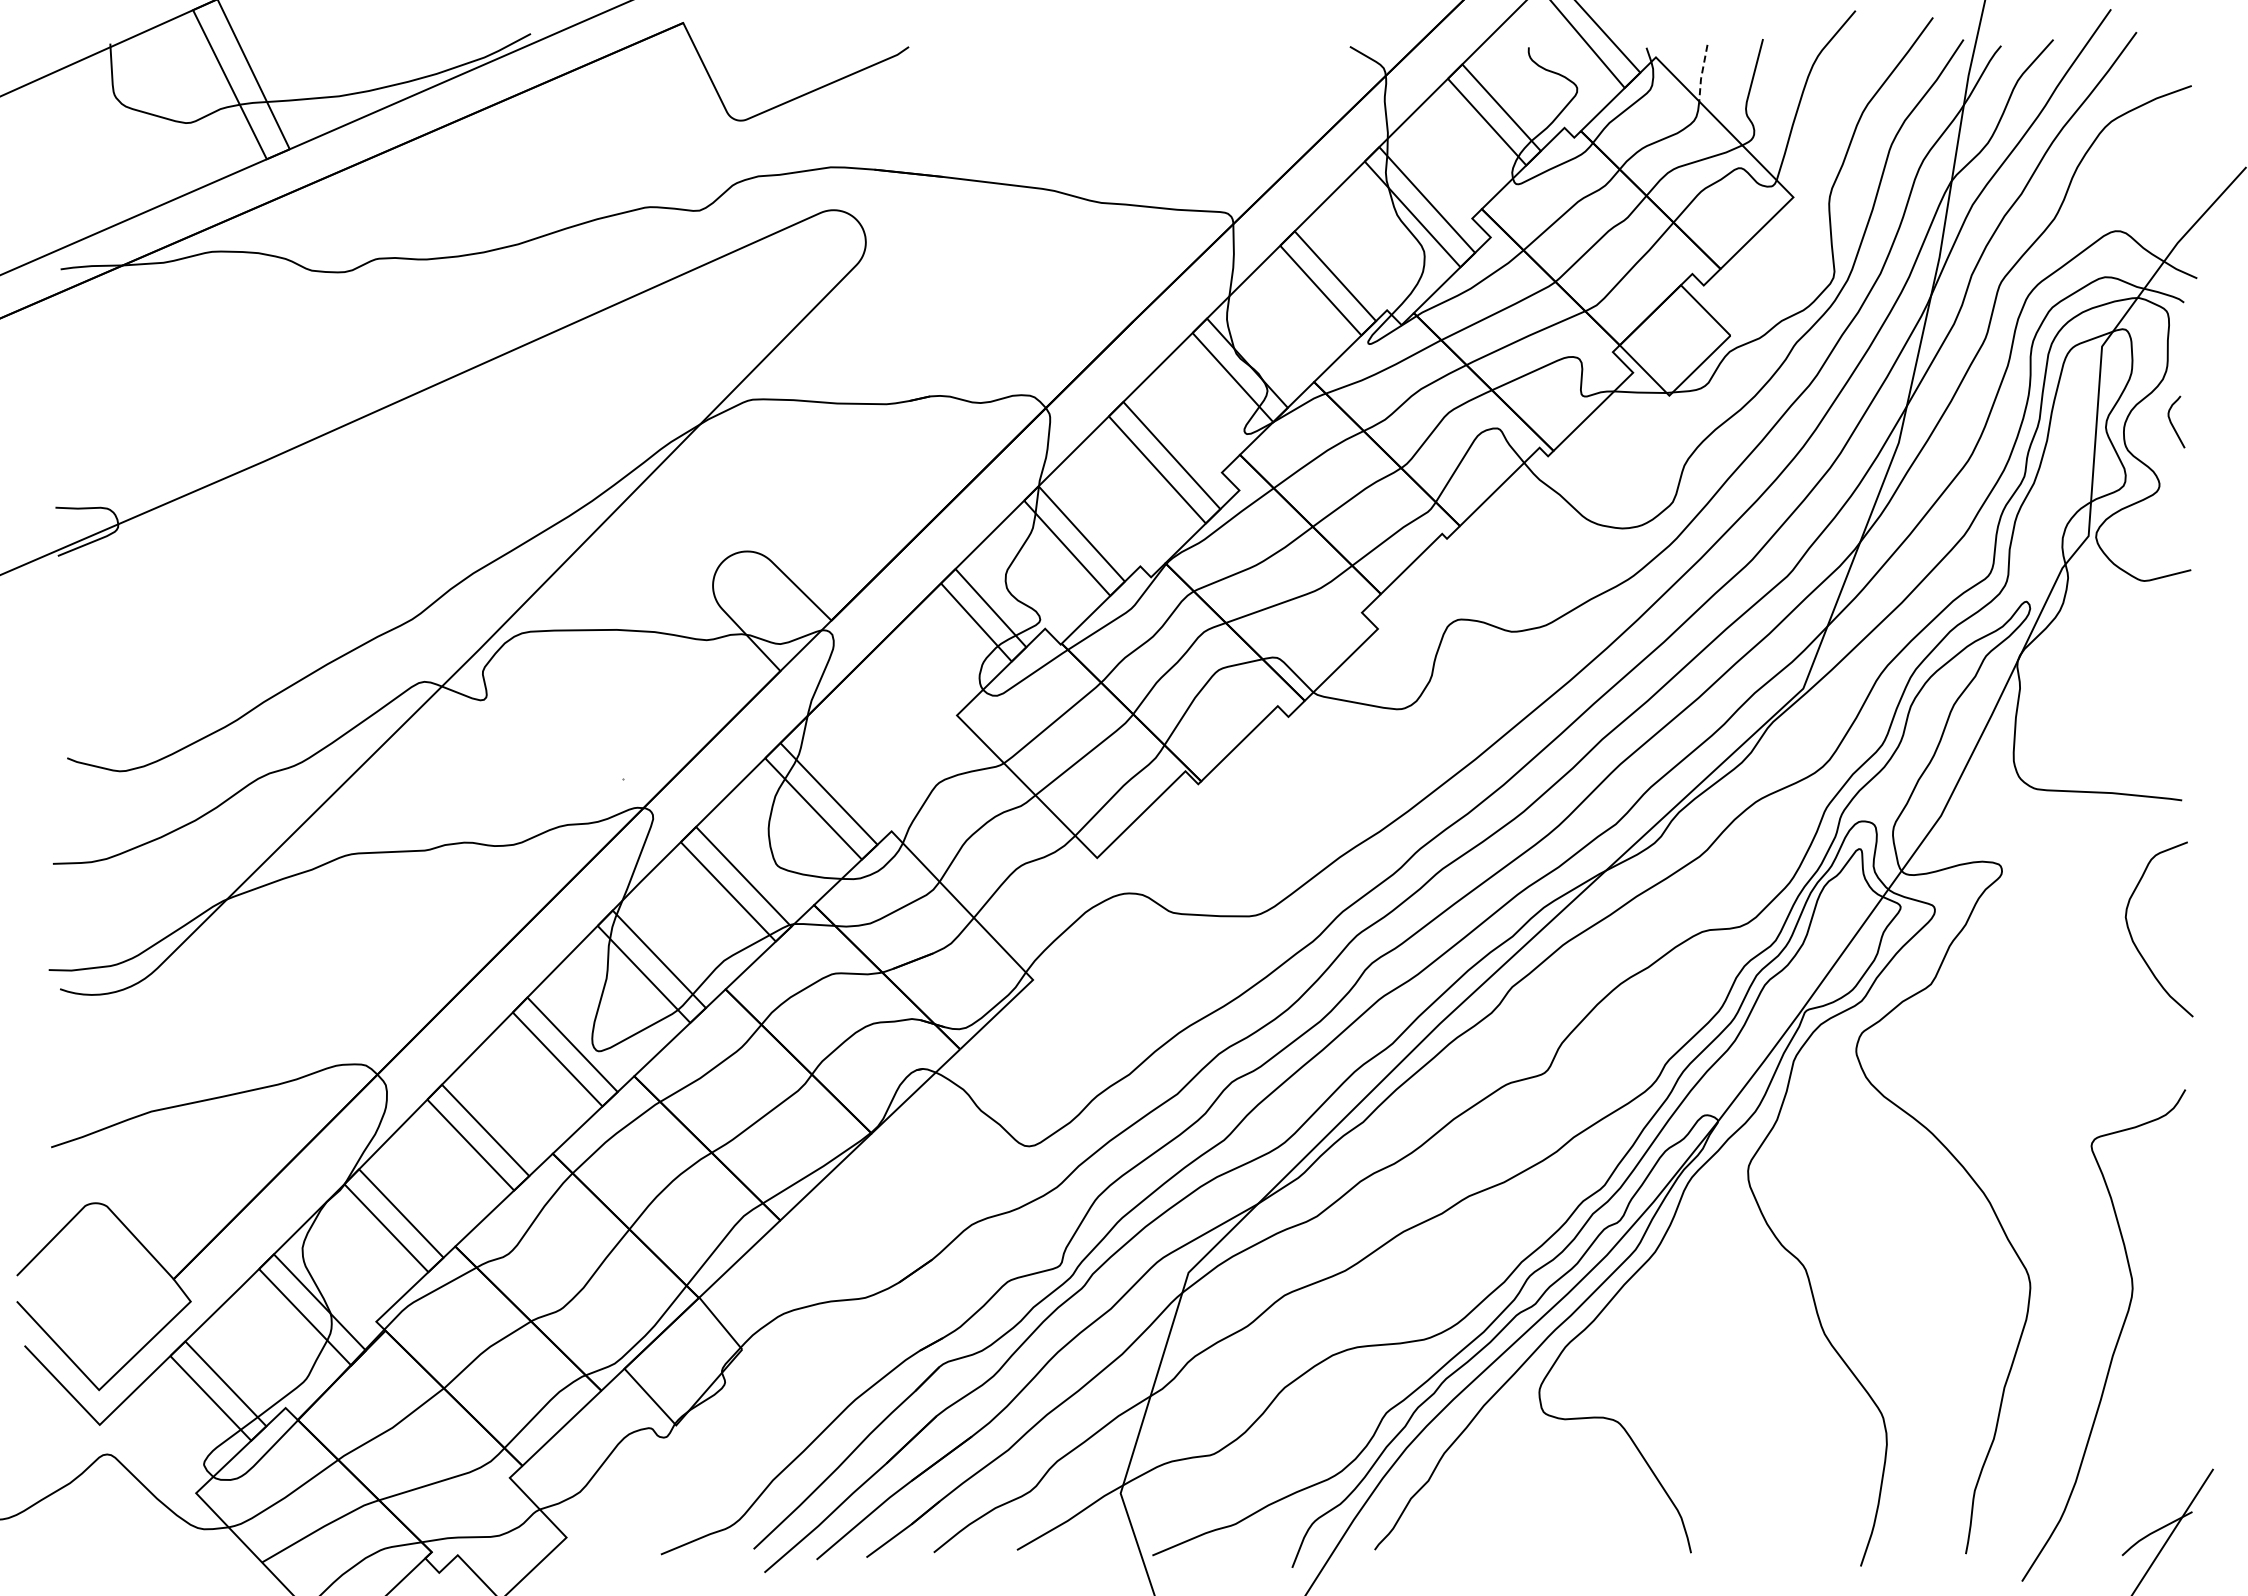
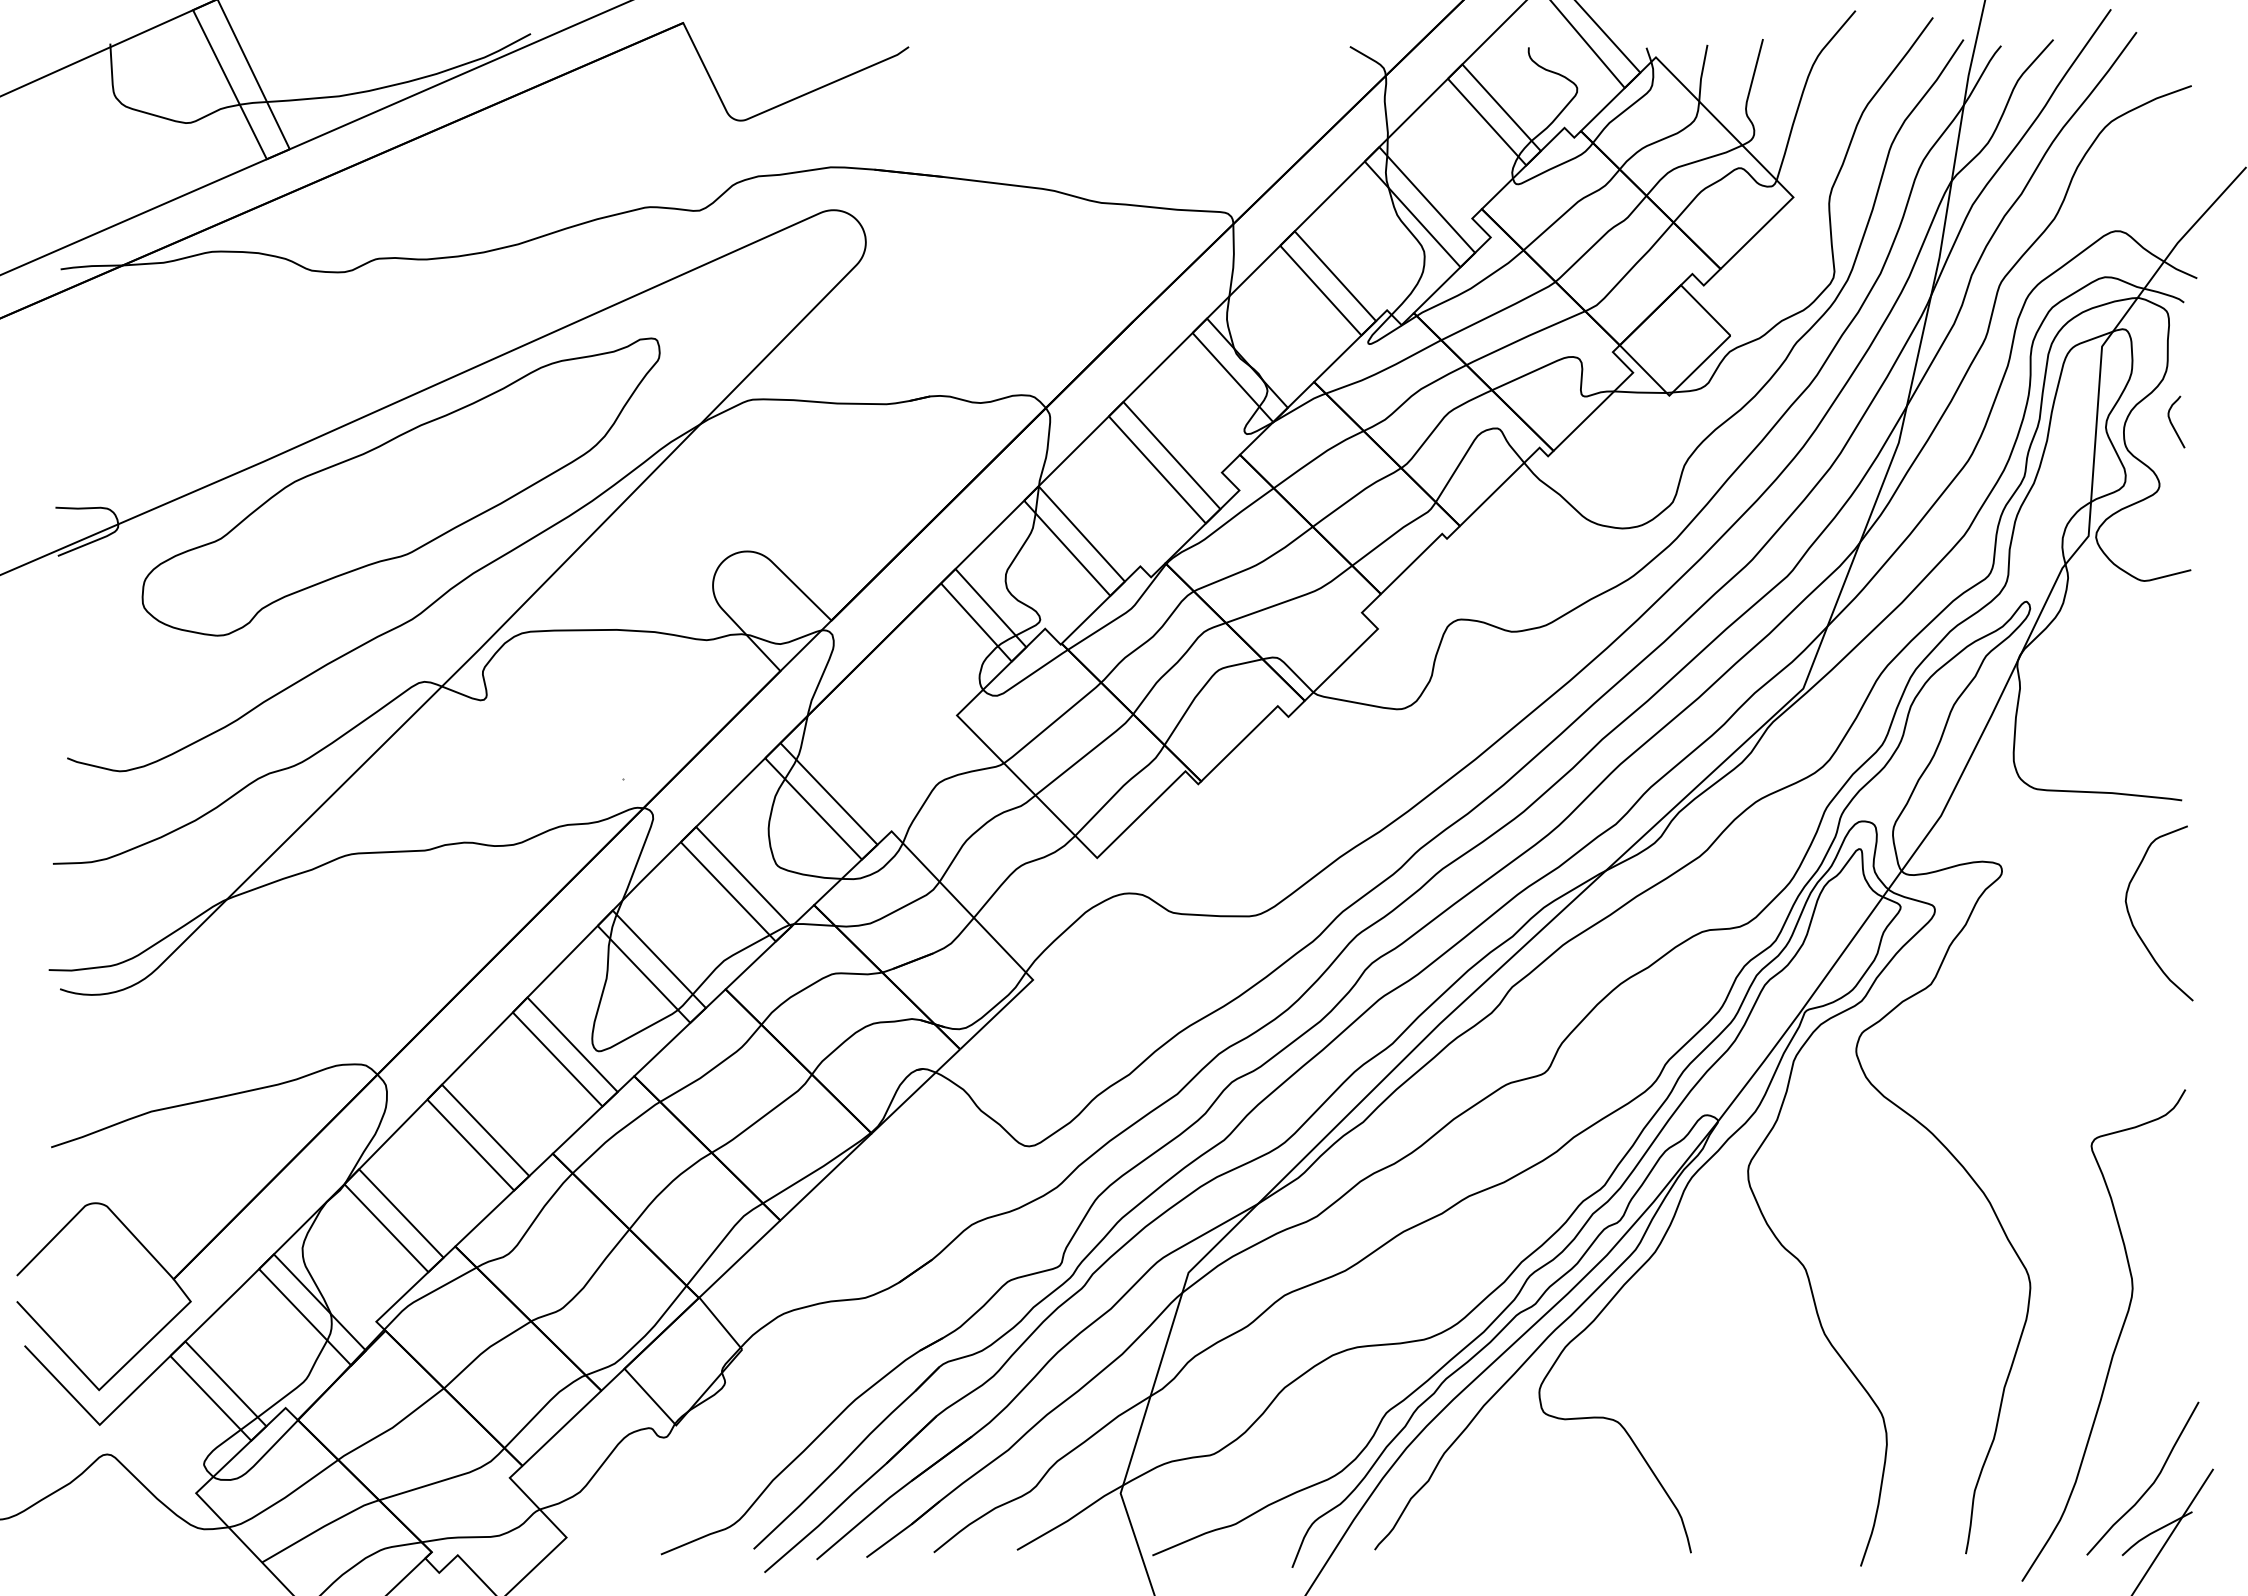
line: dashed -> solid (1701, 74)
part: none -> present (400, 486)
curve position: (2132, 936) -> (2132, 920) (2132, 920)
curve: none -> present (2150, 1485)
